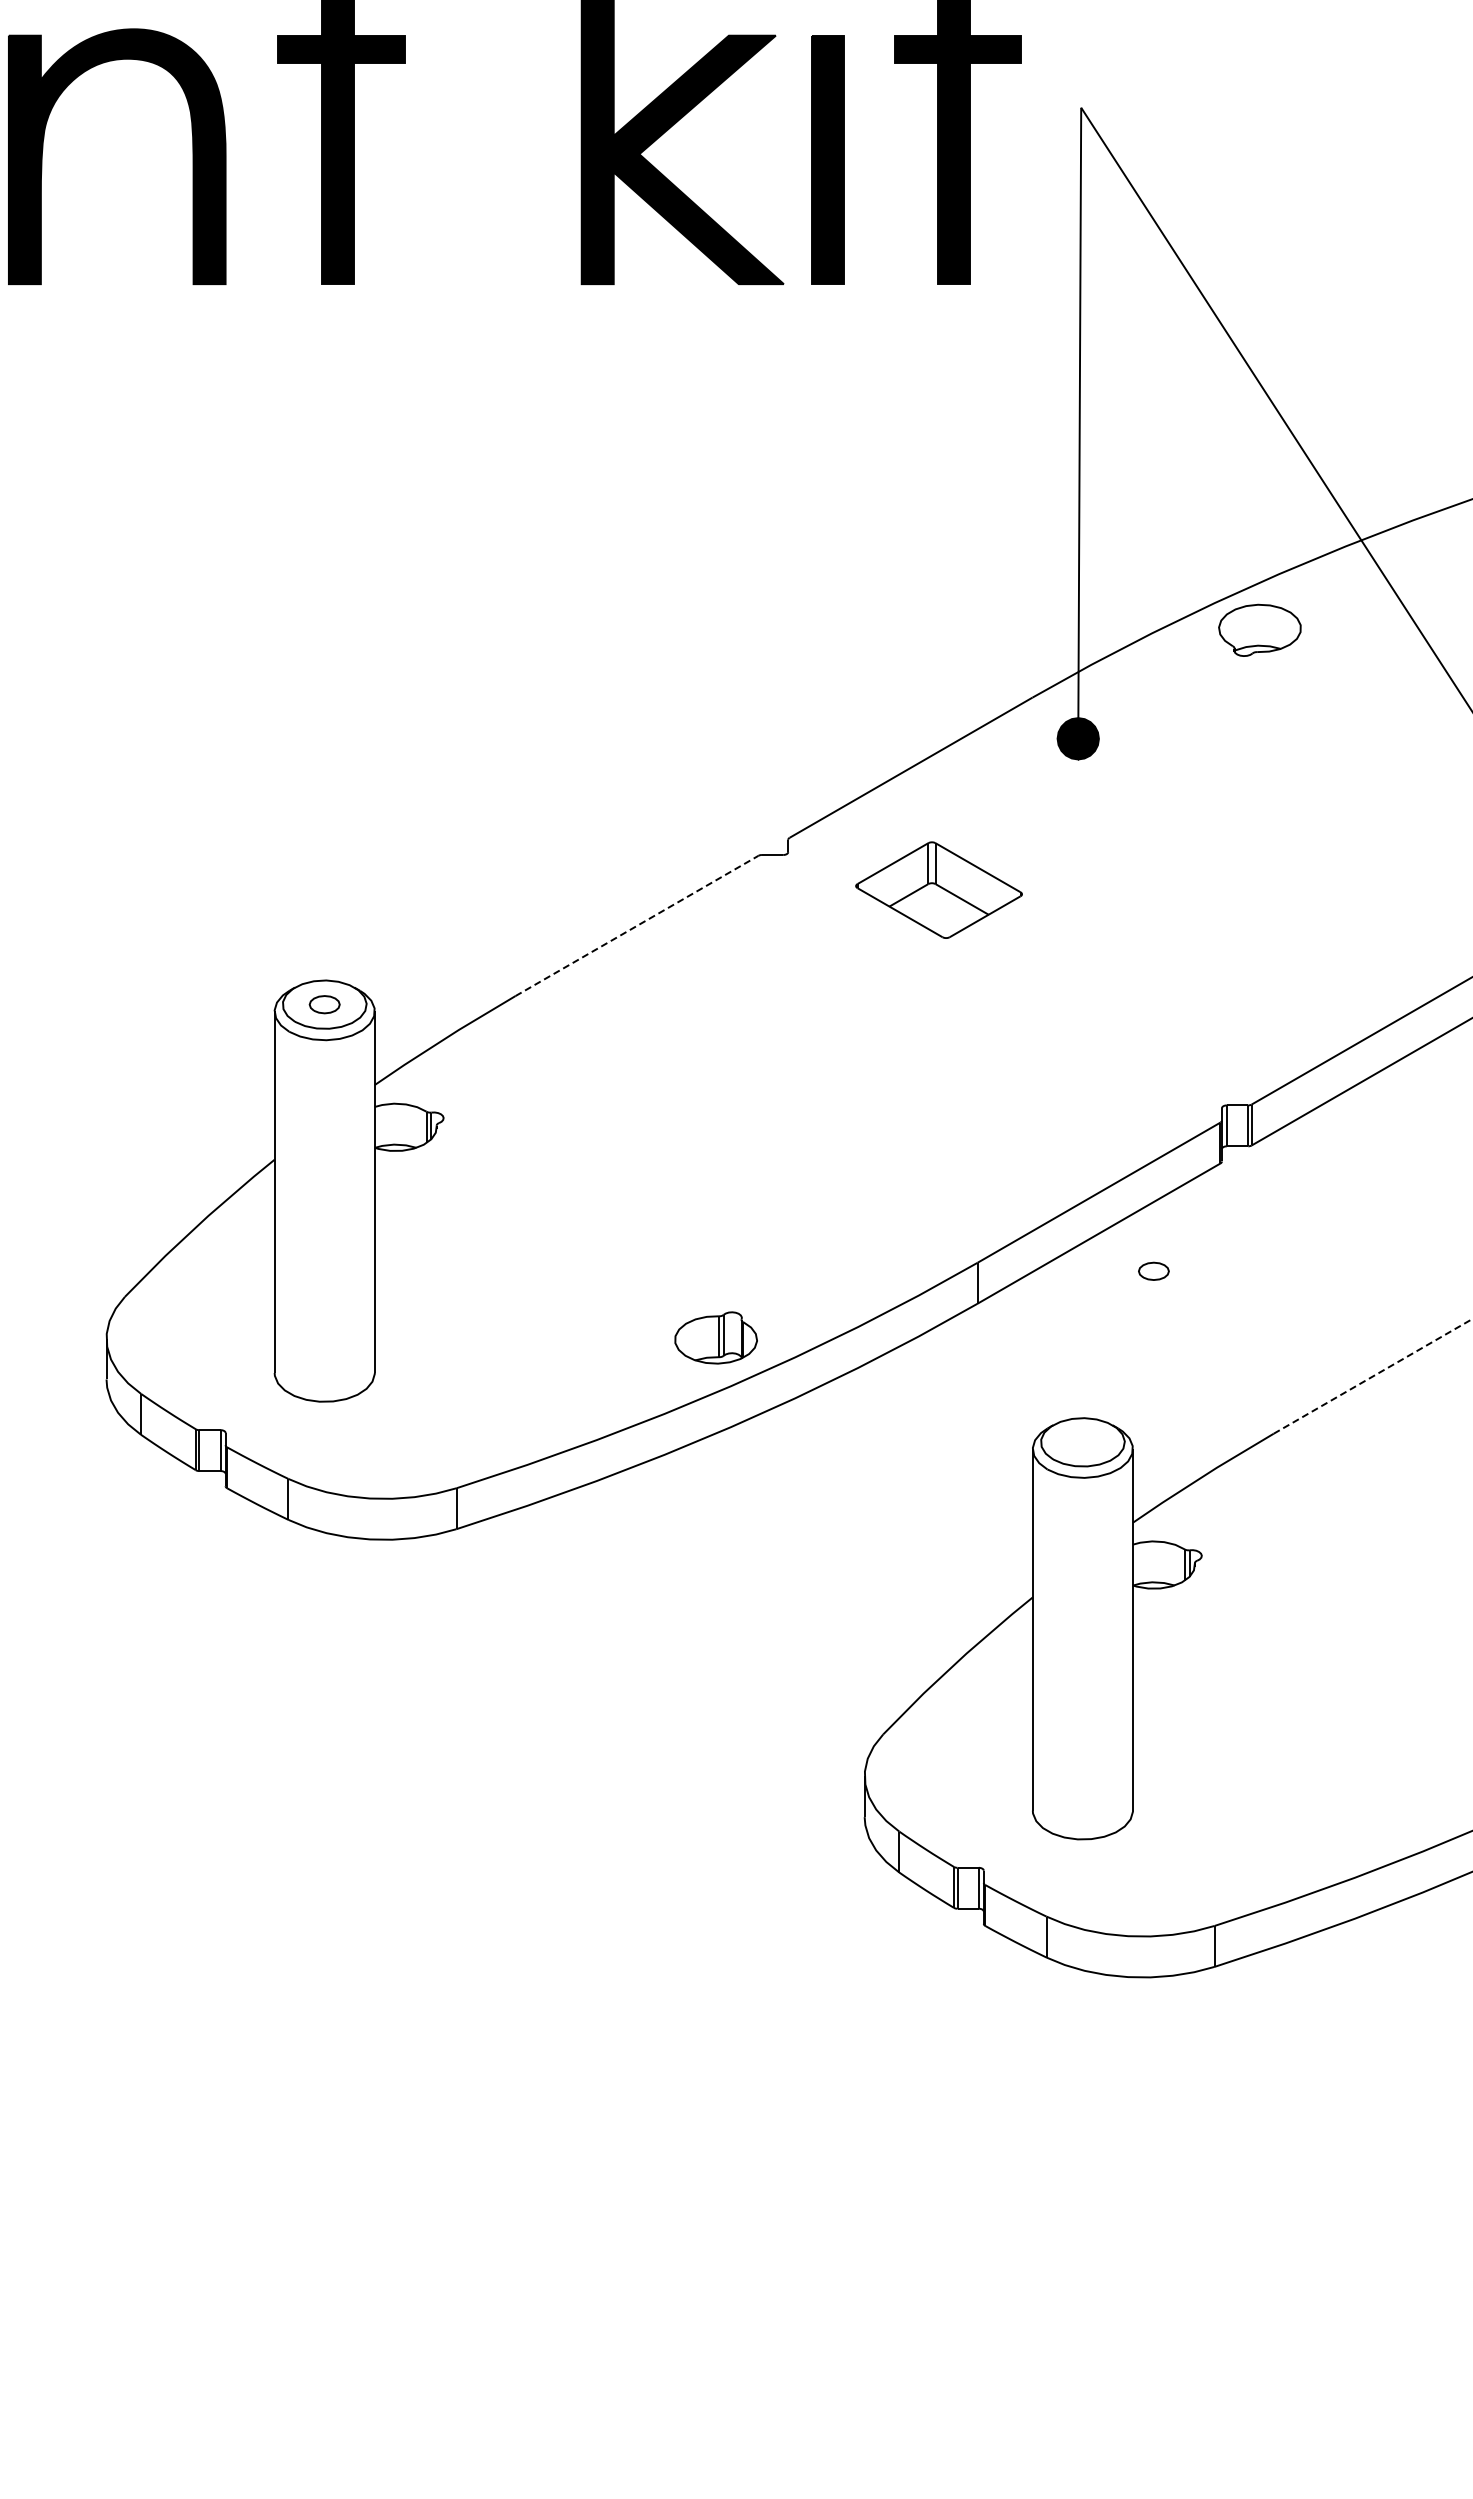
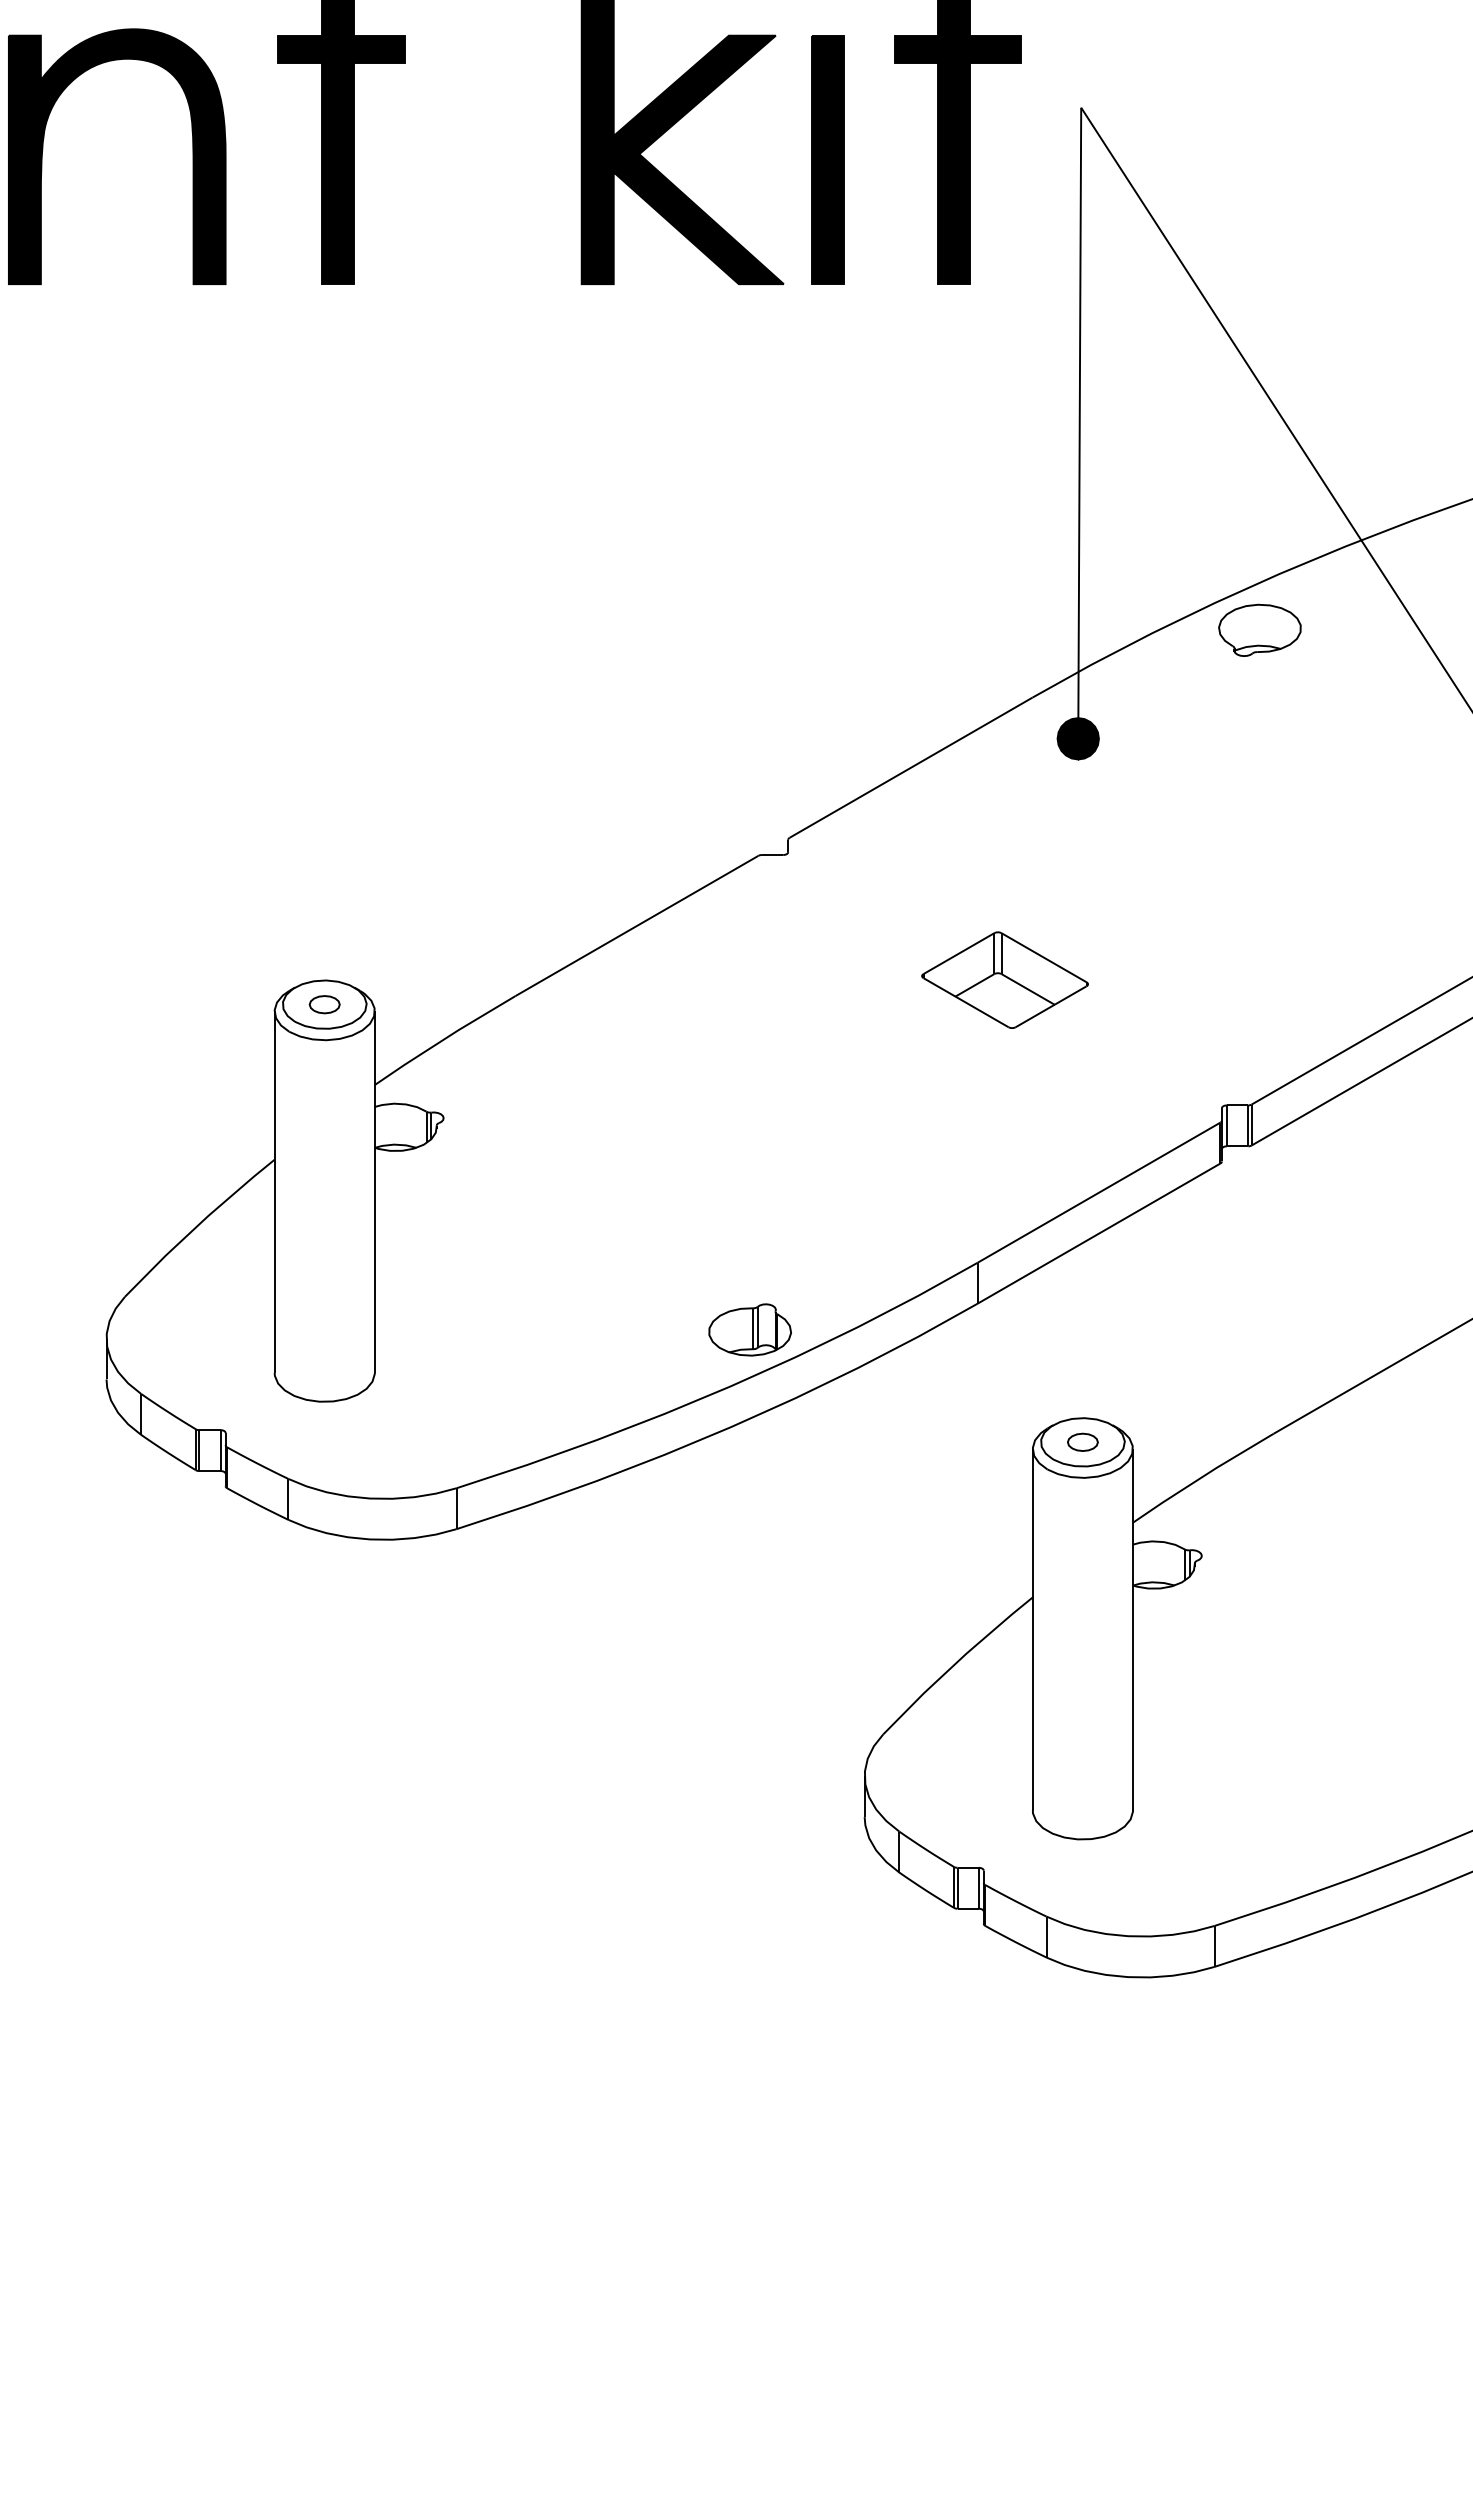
part position: (938, 889) -> (1004, 979) (1004, 979)
line: dashed -> solid (637, 925)
part position: (1153, 1270) -> (1082, 1441) (1082, 1441)
part position: (715, 1337) -> (749, 1329) (749, 1329)
line: dashed -> solid (1373, 1376)
